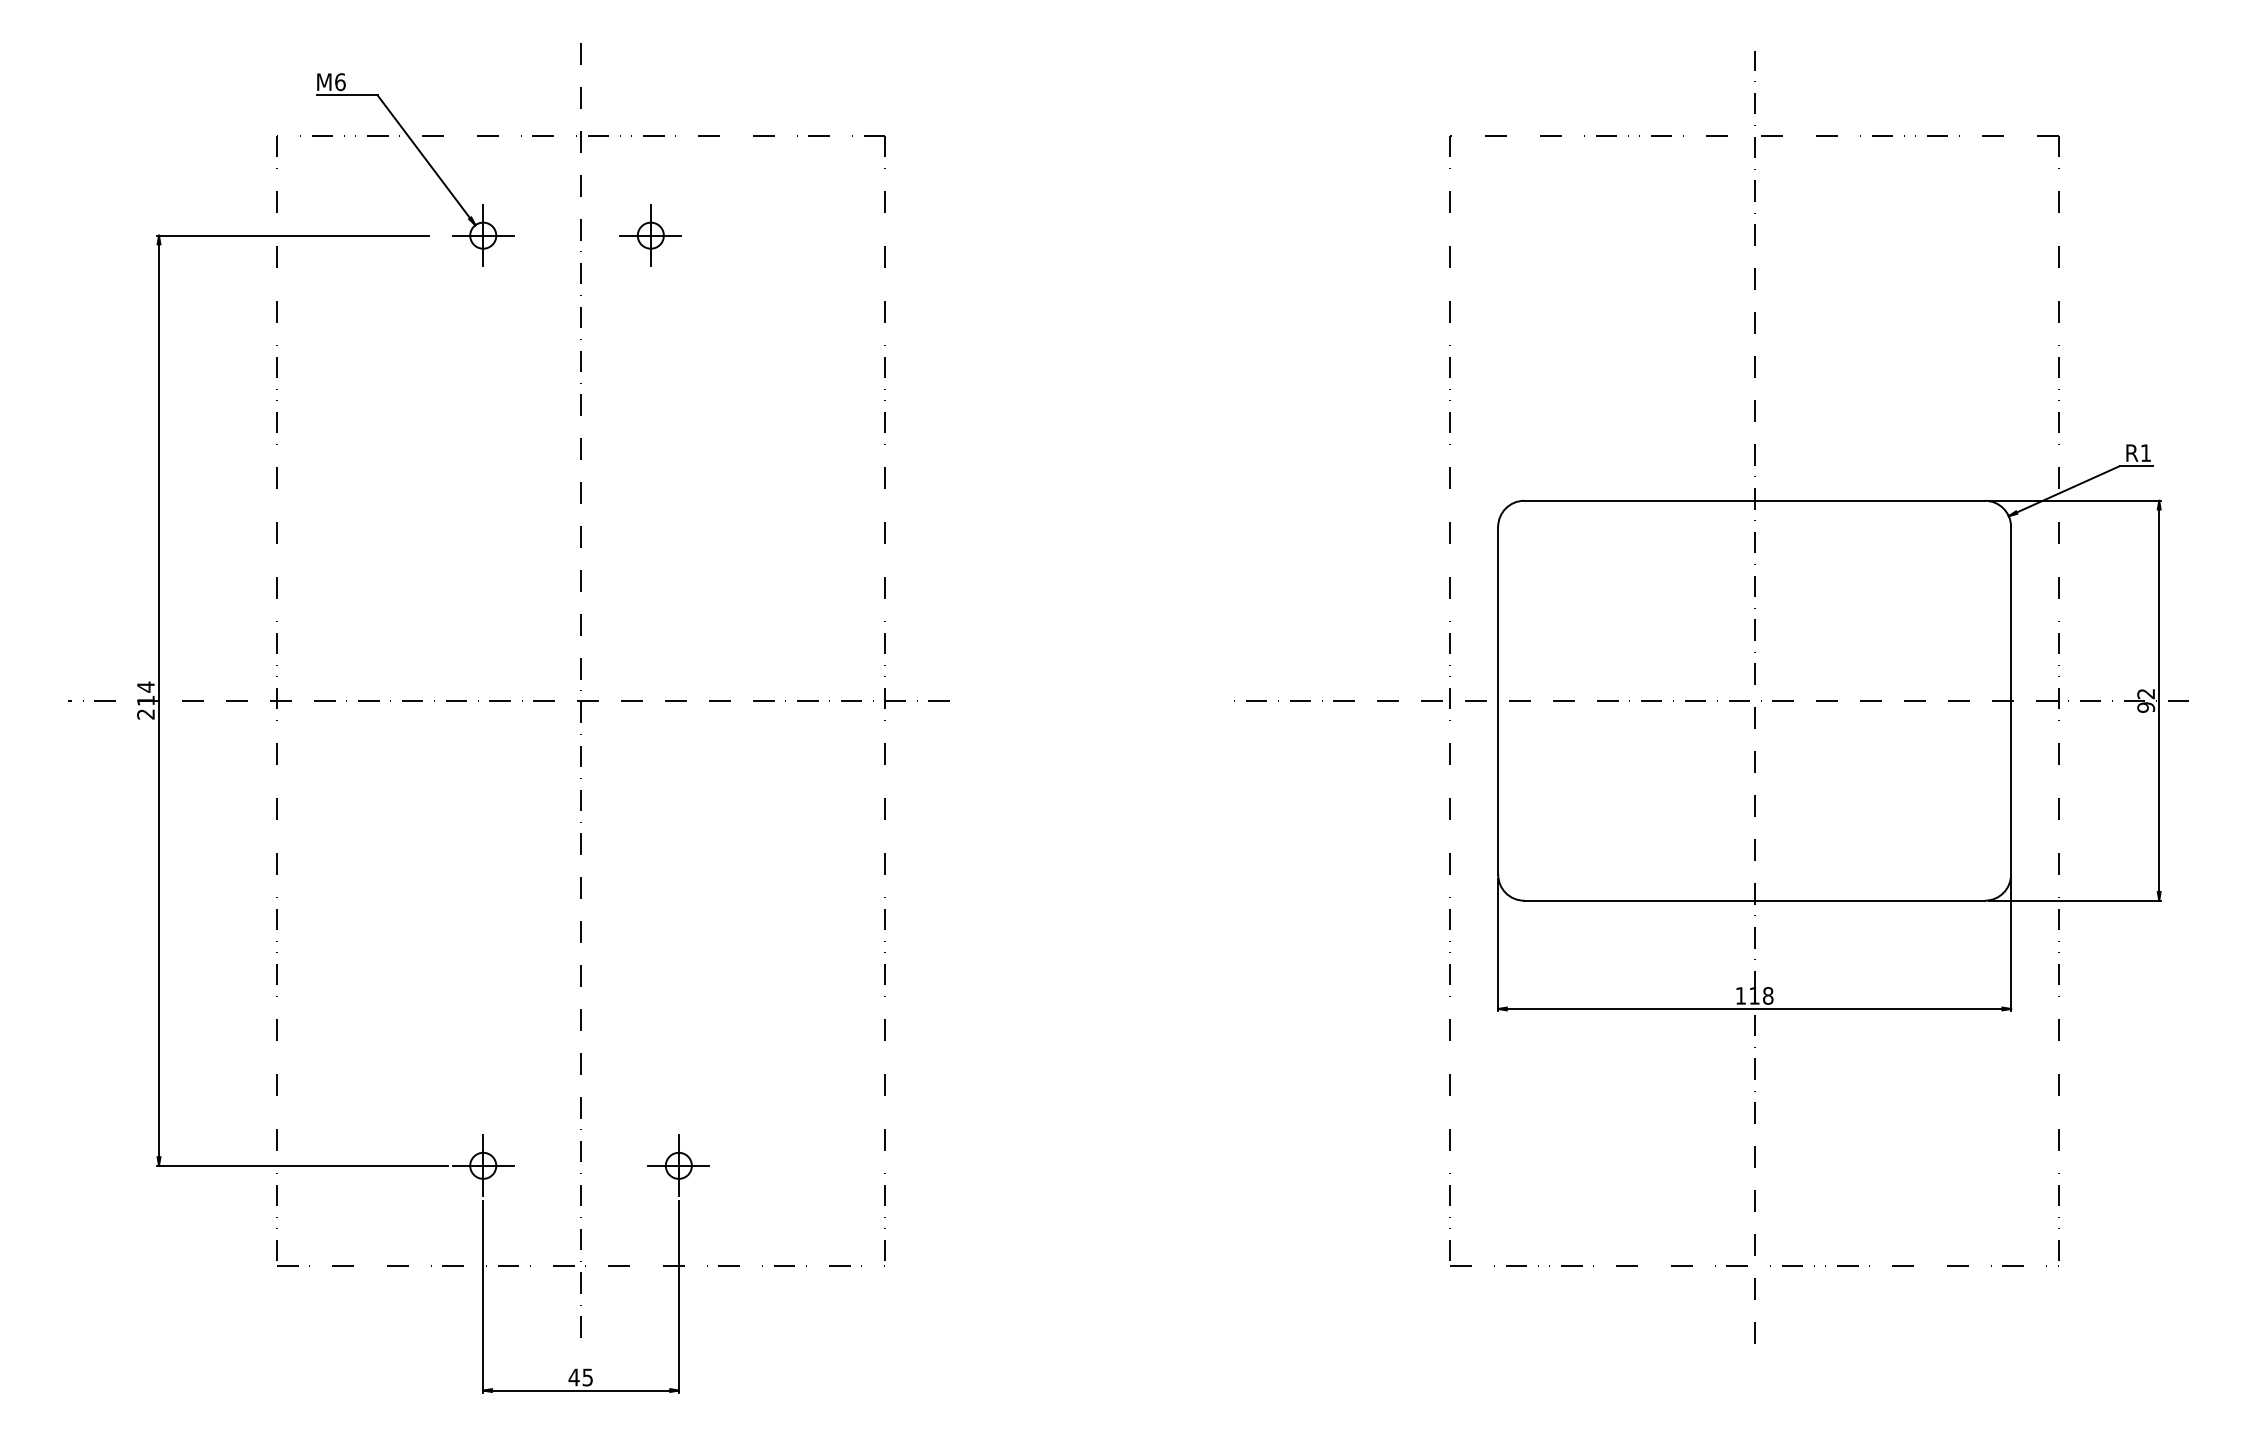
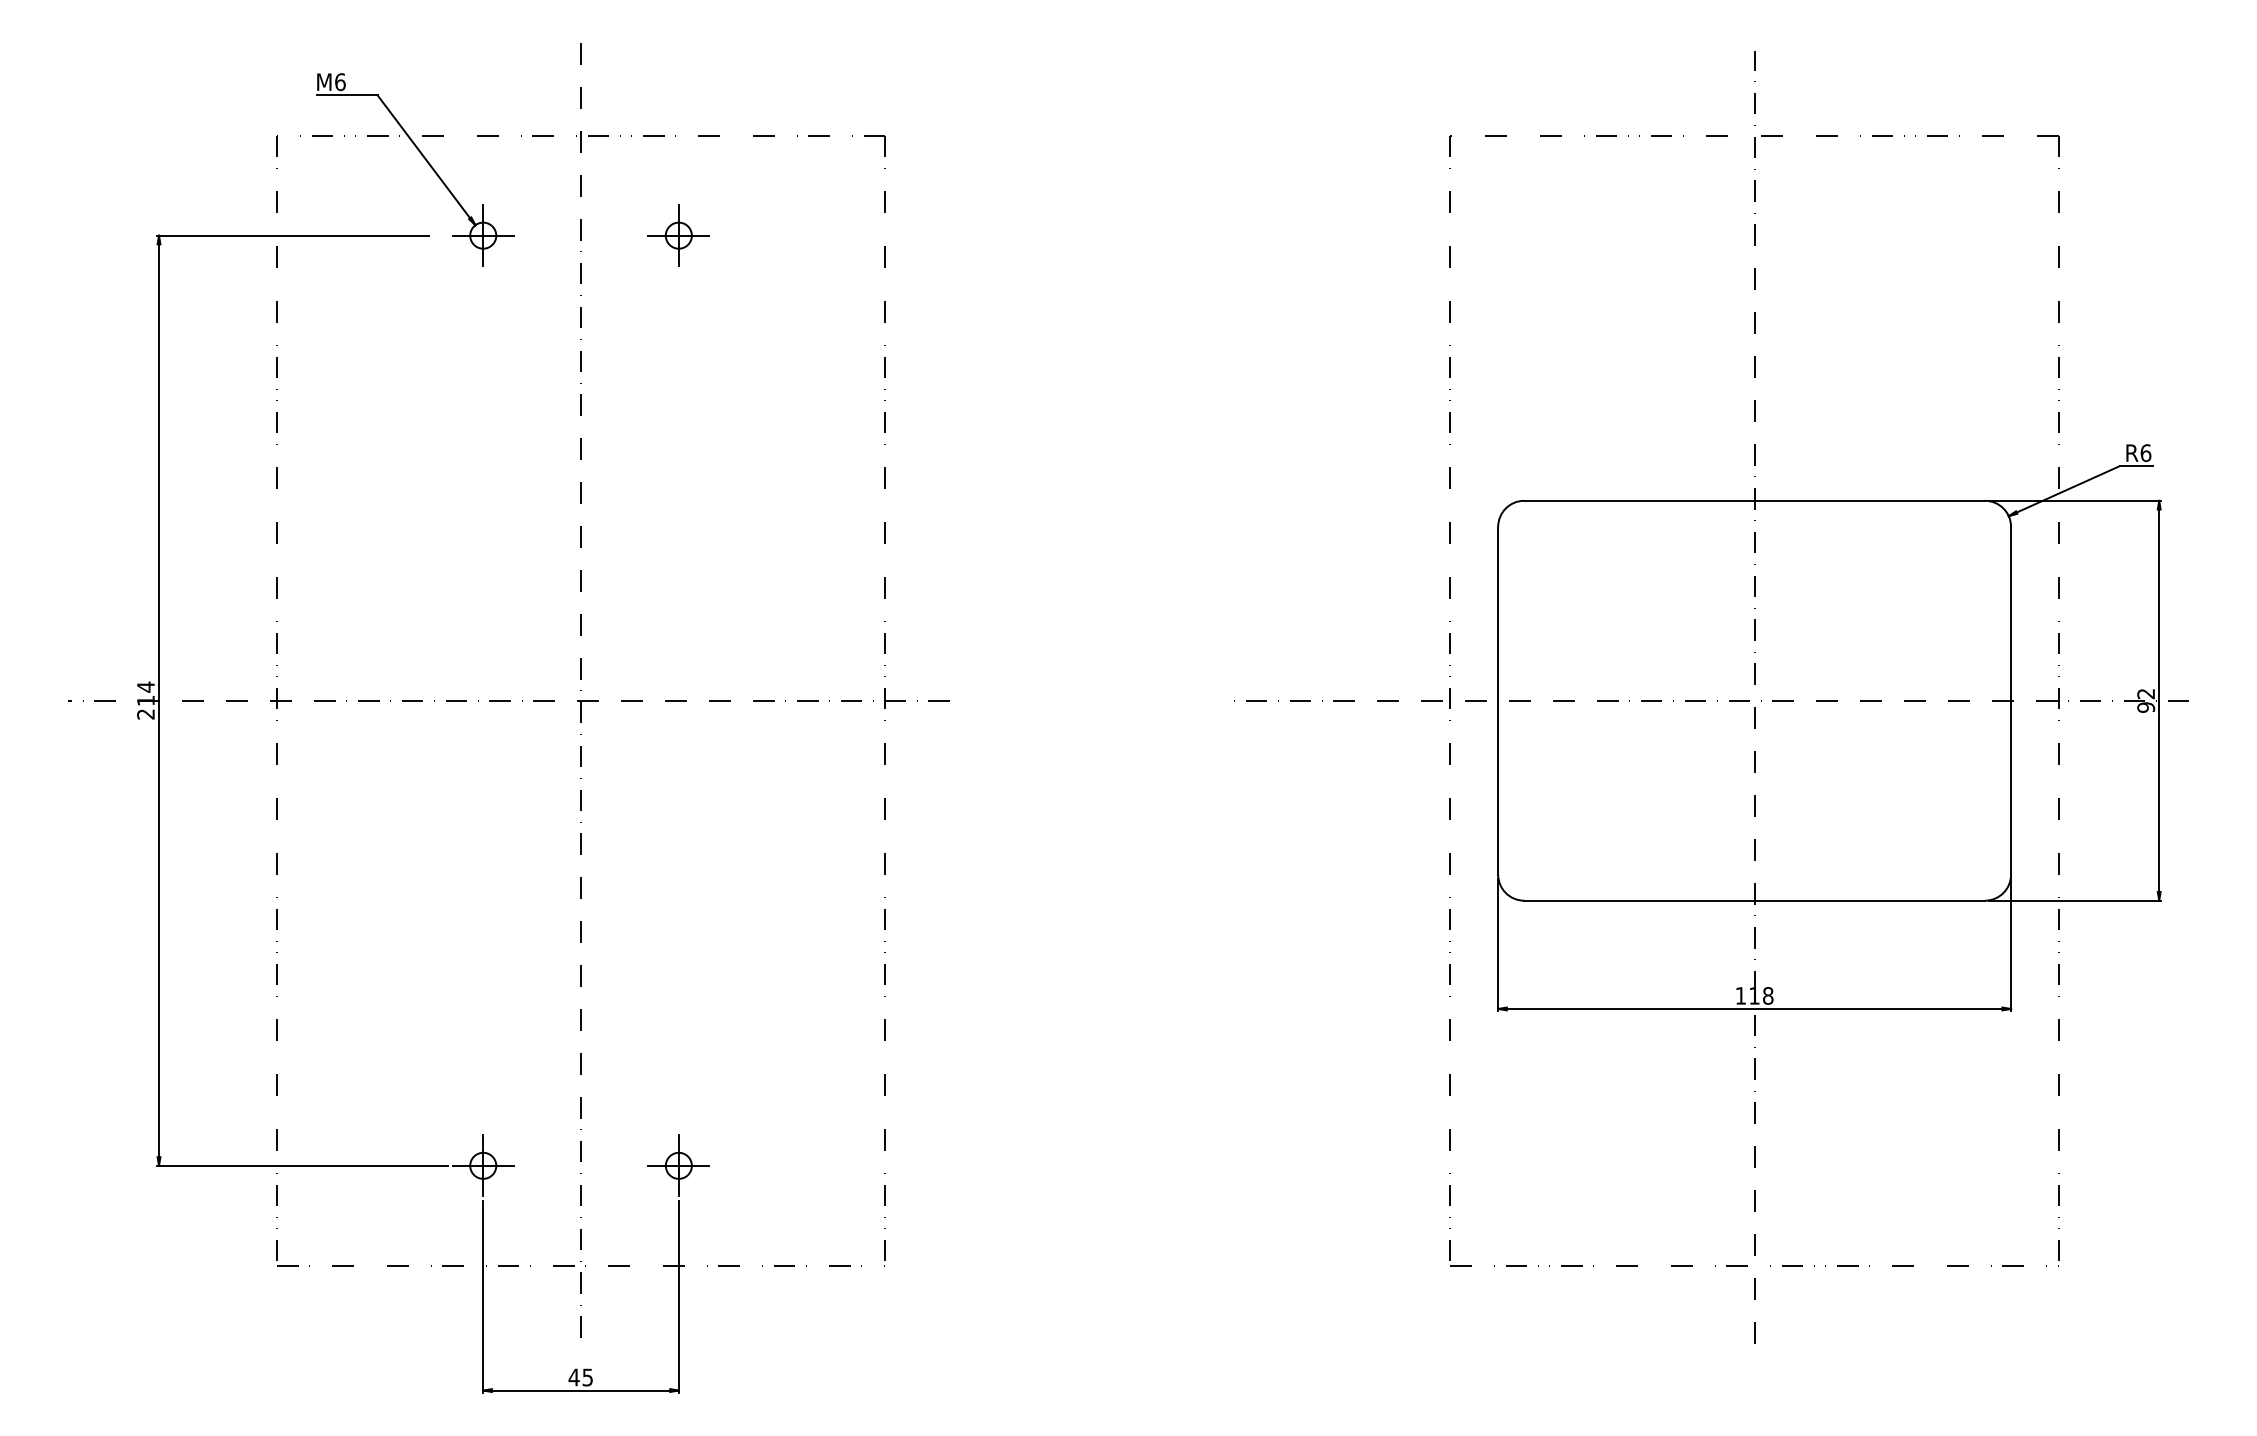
part position: (650, 235) -> (678, 235) (678, 235)
text: R1 -> R6 (2145, 453)
